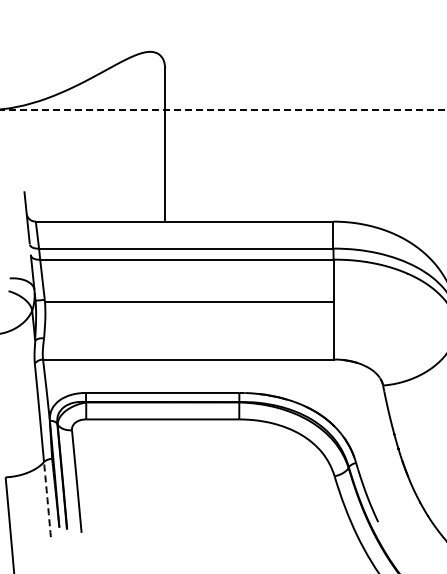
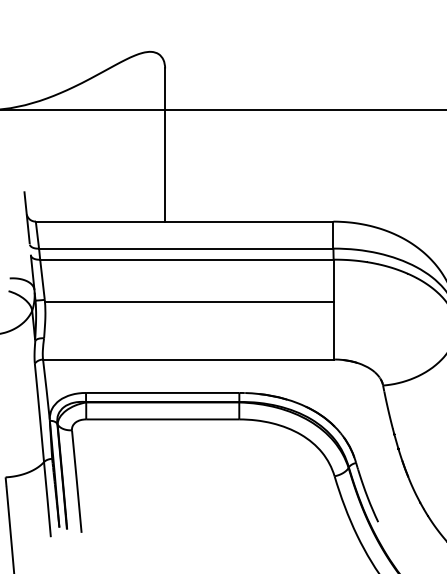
line: dashed -> solid (223, 109)
arc: dashed -> solid (47, 499)
